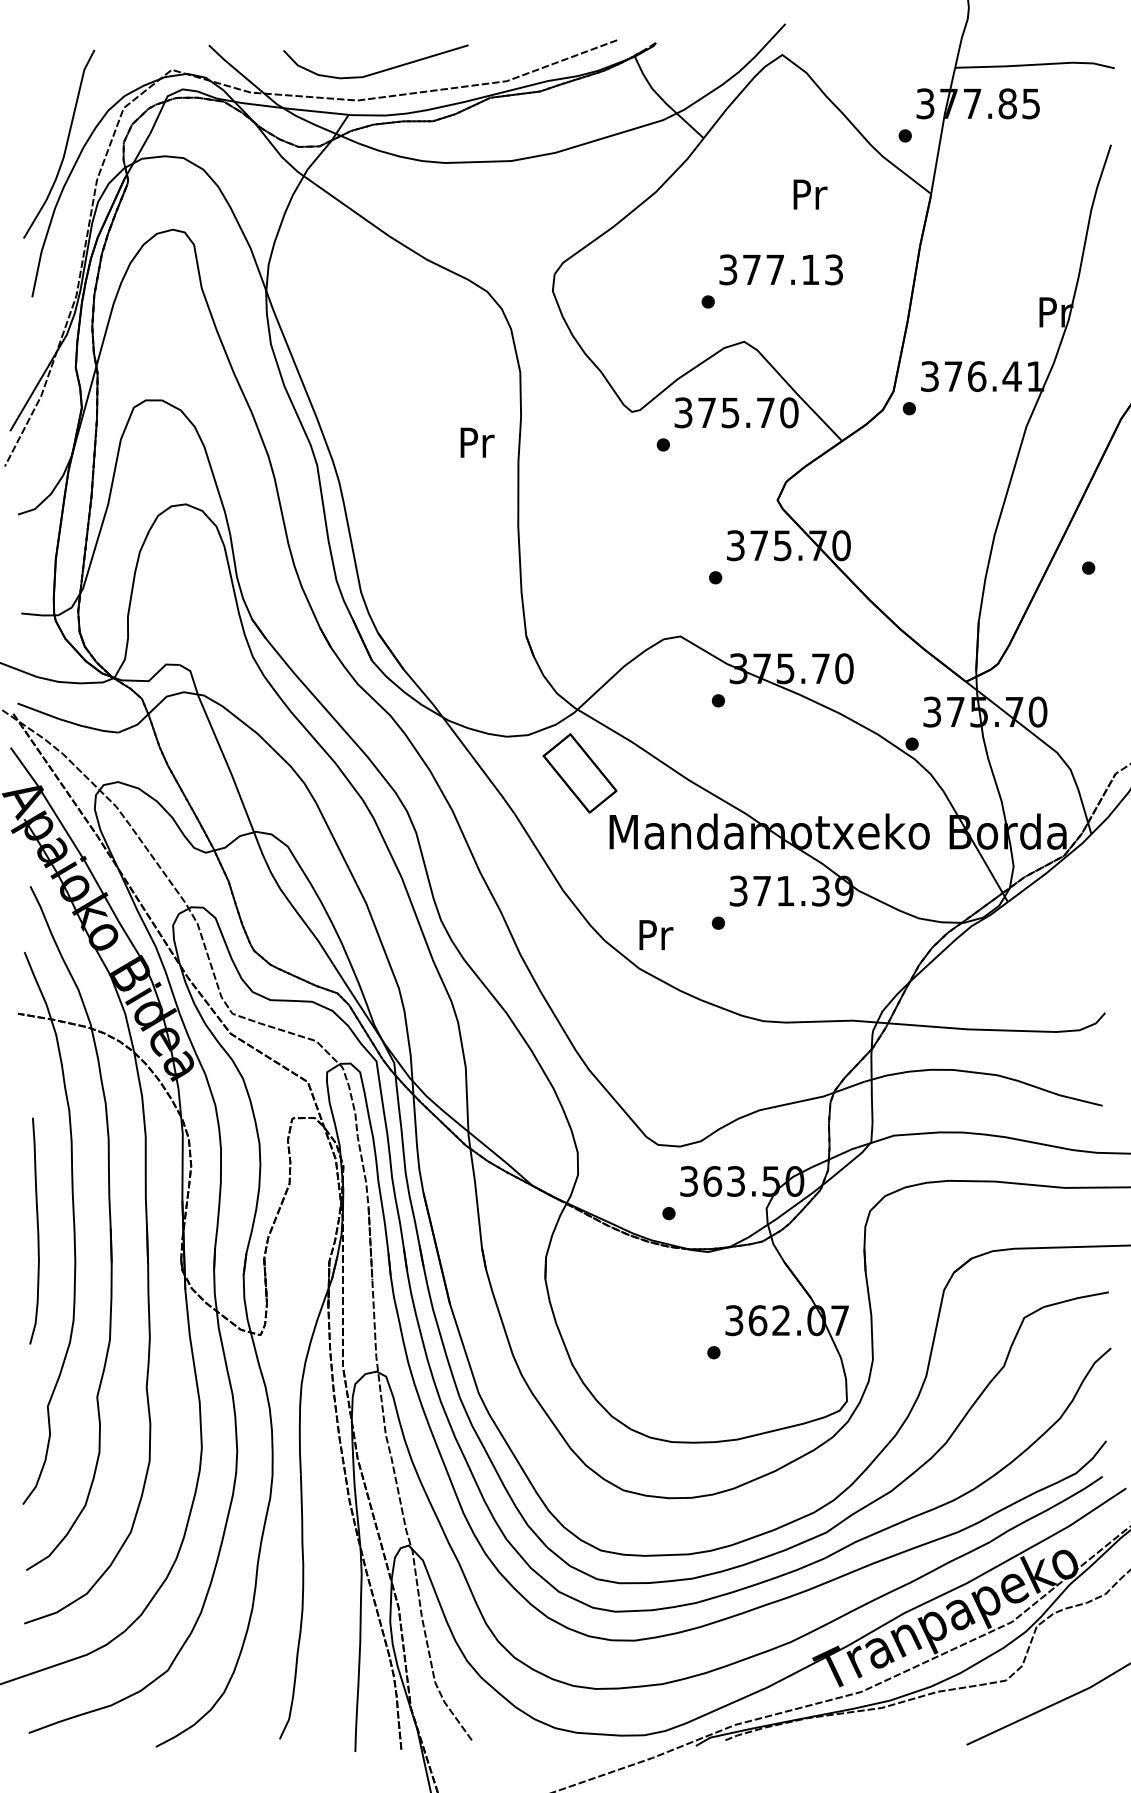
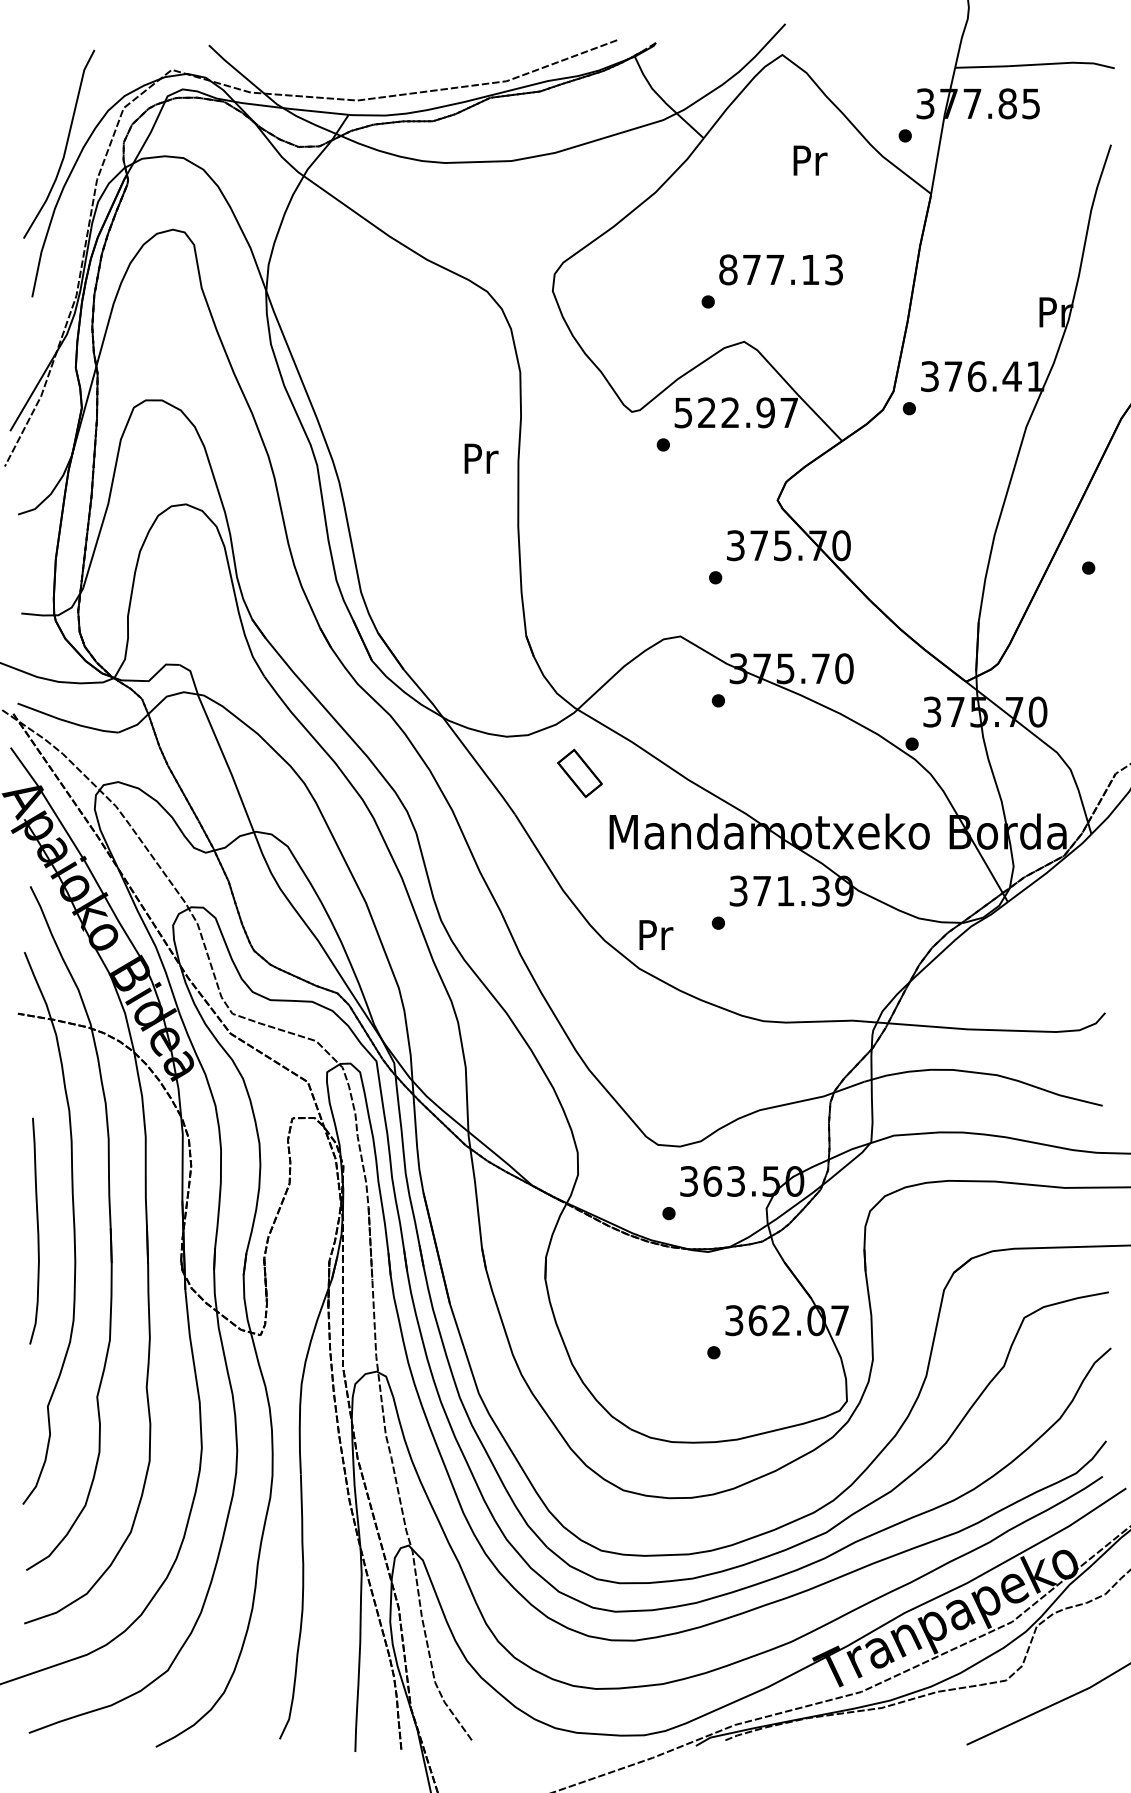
curve: present -> none (377, 71)
text position: (810, 194) -> (810, 160) (810, 160)
text: 377.13 -> 877.13 (728, 269)
text: 375.70 -> 522.97 (736, 412)
text position: (477, 442) -> (481, 458) (481, 458)
part size: 76x81 px -> 46x50 px (579, 772)
